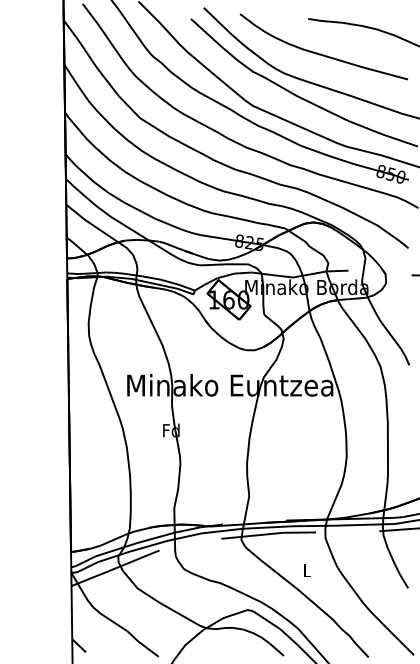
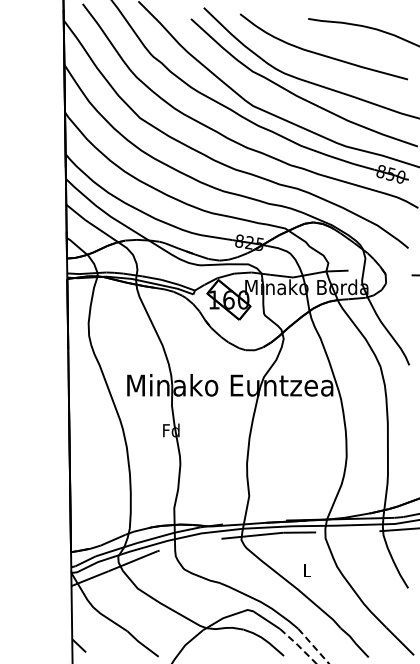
line: solid -> dashed (298, 645)
line: solid -> dashed (313, 646)
